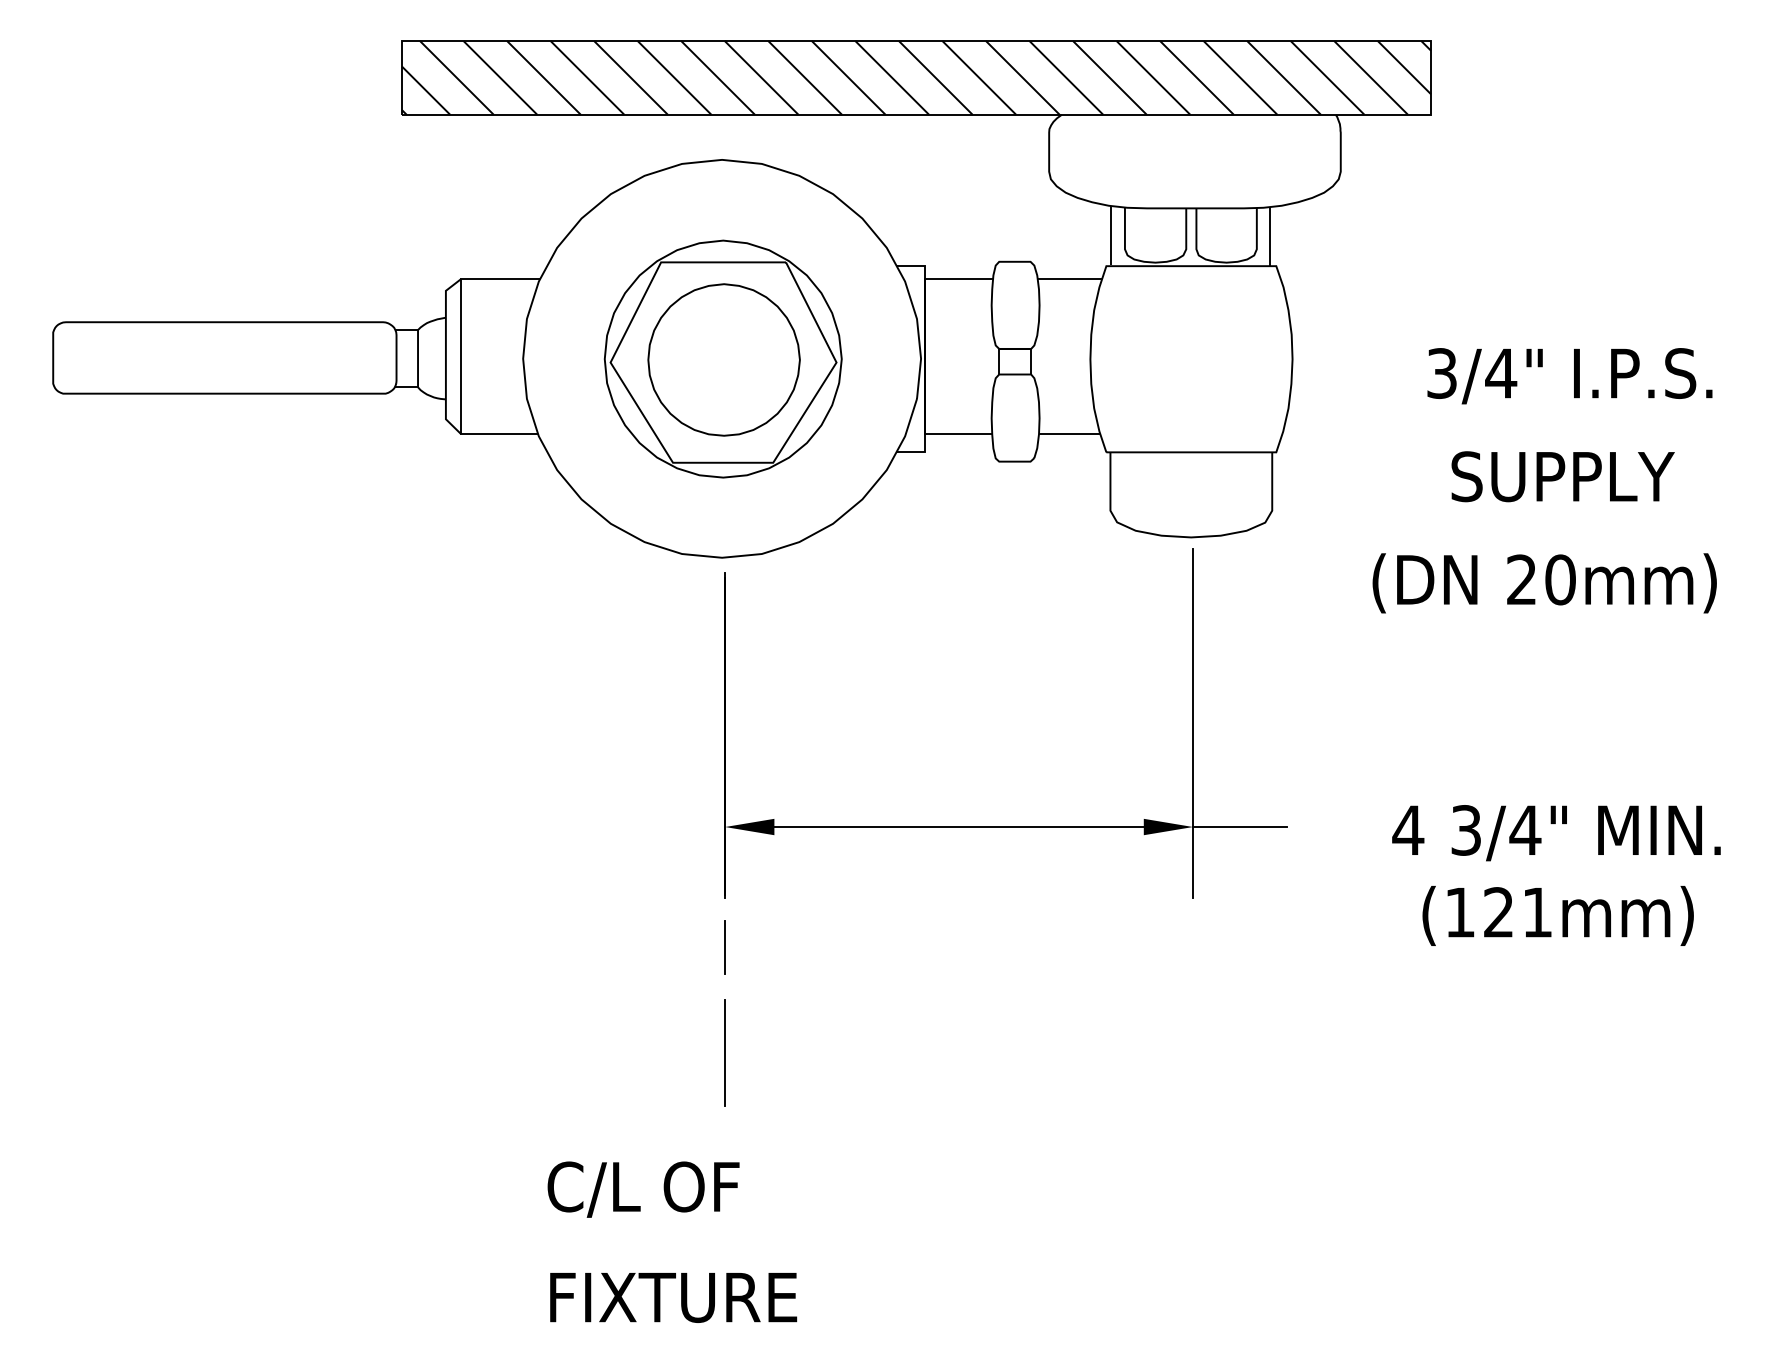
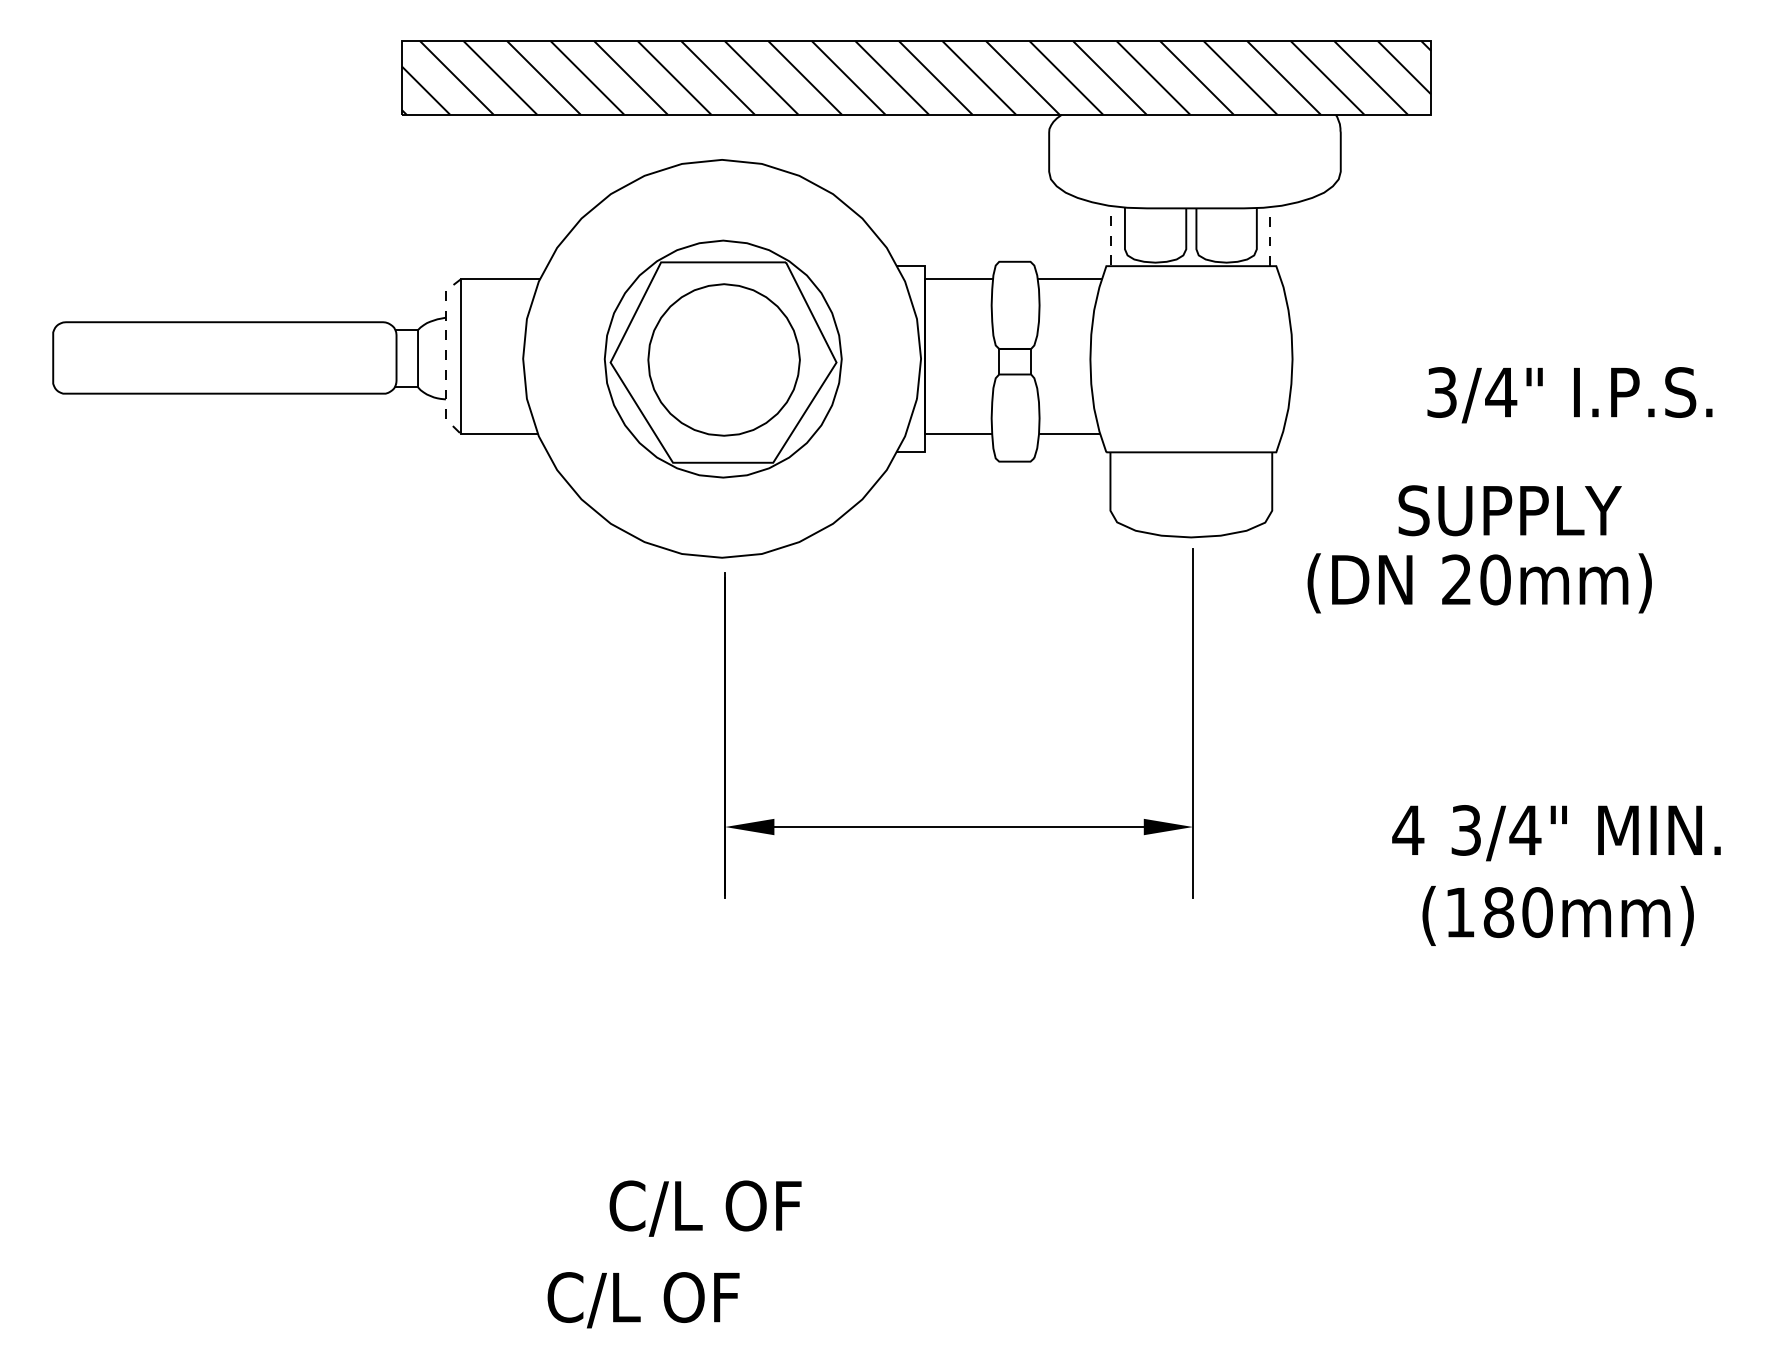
line: solid -> dashed (1111, 235)
line: solid -> dashed (1269, 236)
line: solid -> dashed (445, 356)
text position: (1569, 376) -> (1569, 395) (1569, 395)
text position: (1562, 476) -> (1509, 510) (1509, 510)
text position: (1544, 583) -> (1479, 583) (1479, 583)
line: present -> none (1240, 827)
text: (121mm) -> (180mm) (1517, 912)
line: present -> none (725, 947)
line: present -> none (725, 1052)
text position: (643, 1189) -> (705, 1208) (705, 1208)
text: FIXTURE -> C/L OF (672, 1300)
